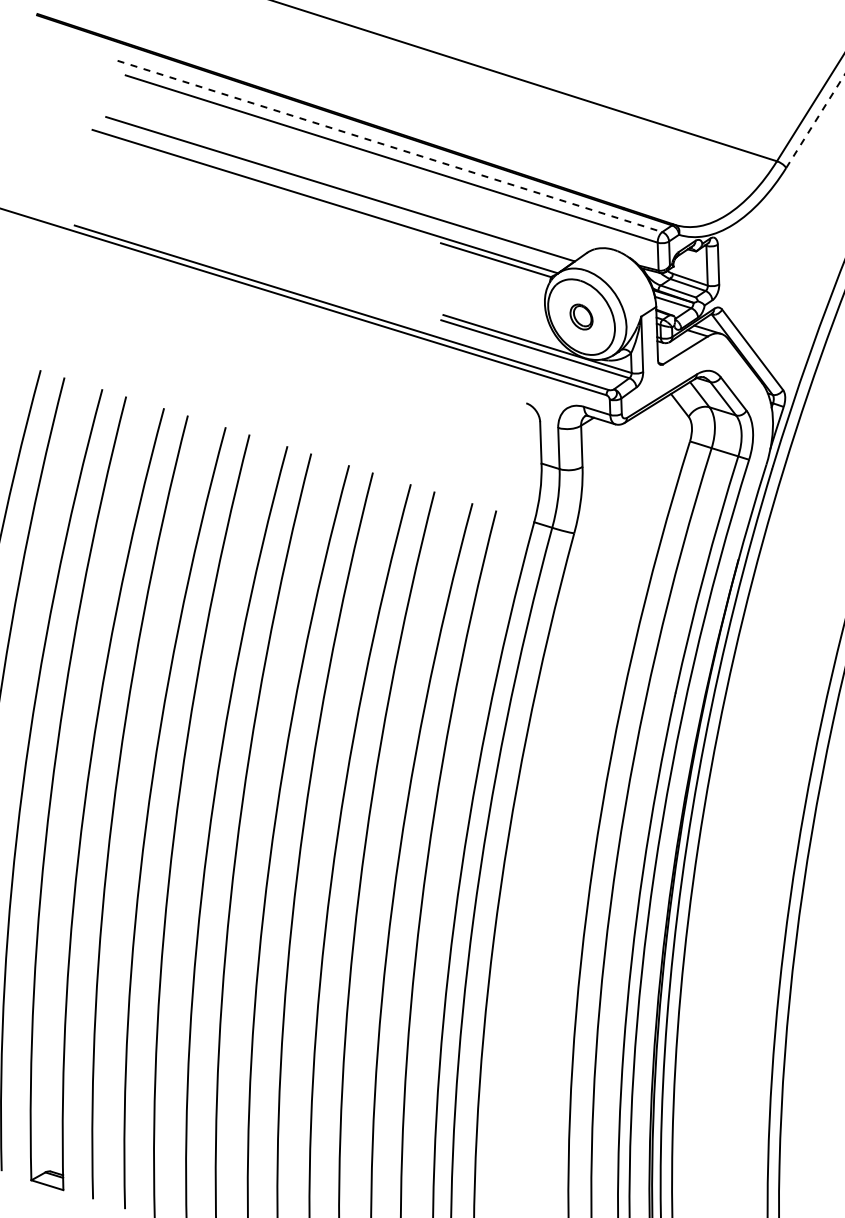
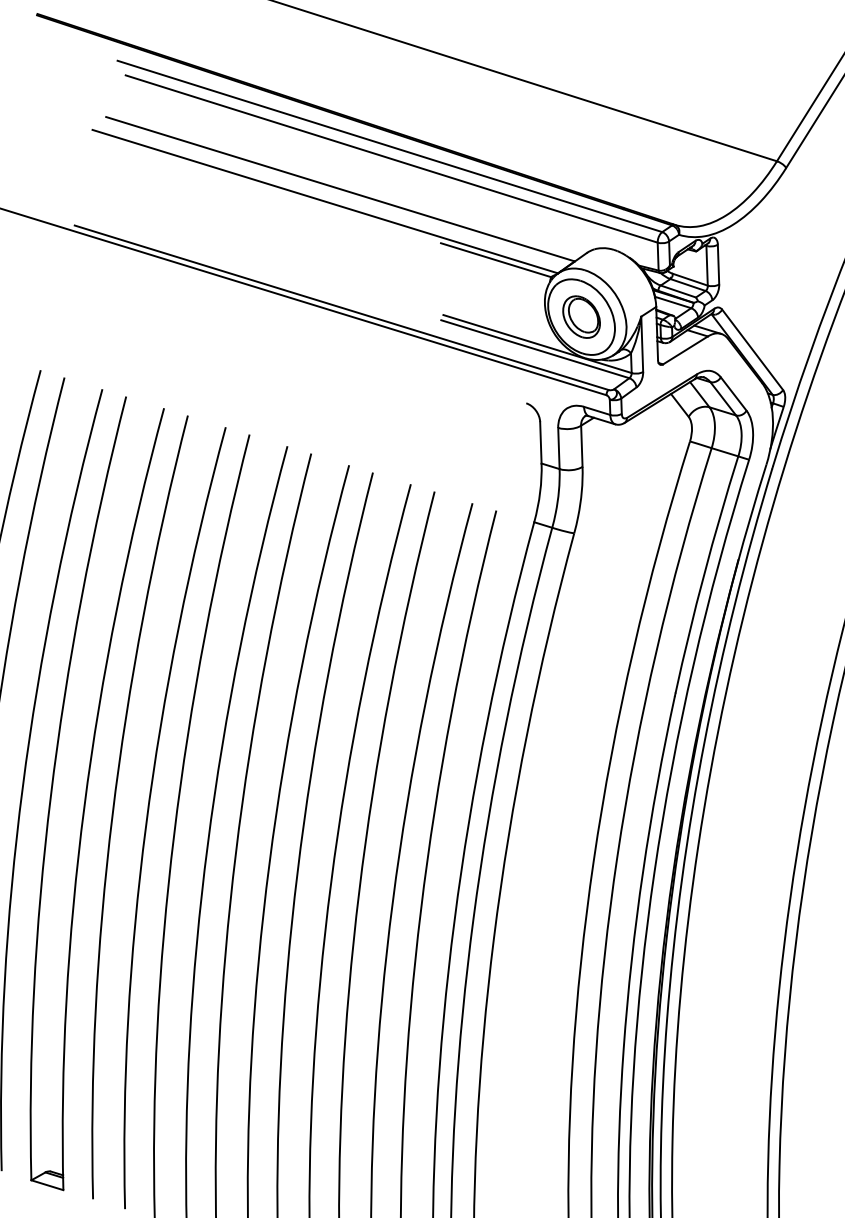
line: dashed -> solid (815, 121)
line: dashed -> solid (390, 146)
part size: 25x28 px -> 39x44 px (581, 316)
